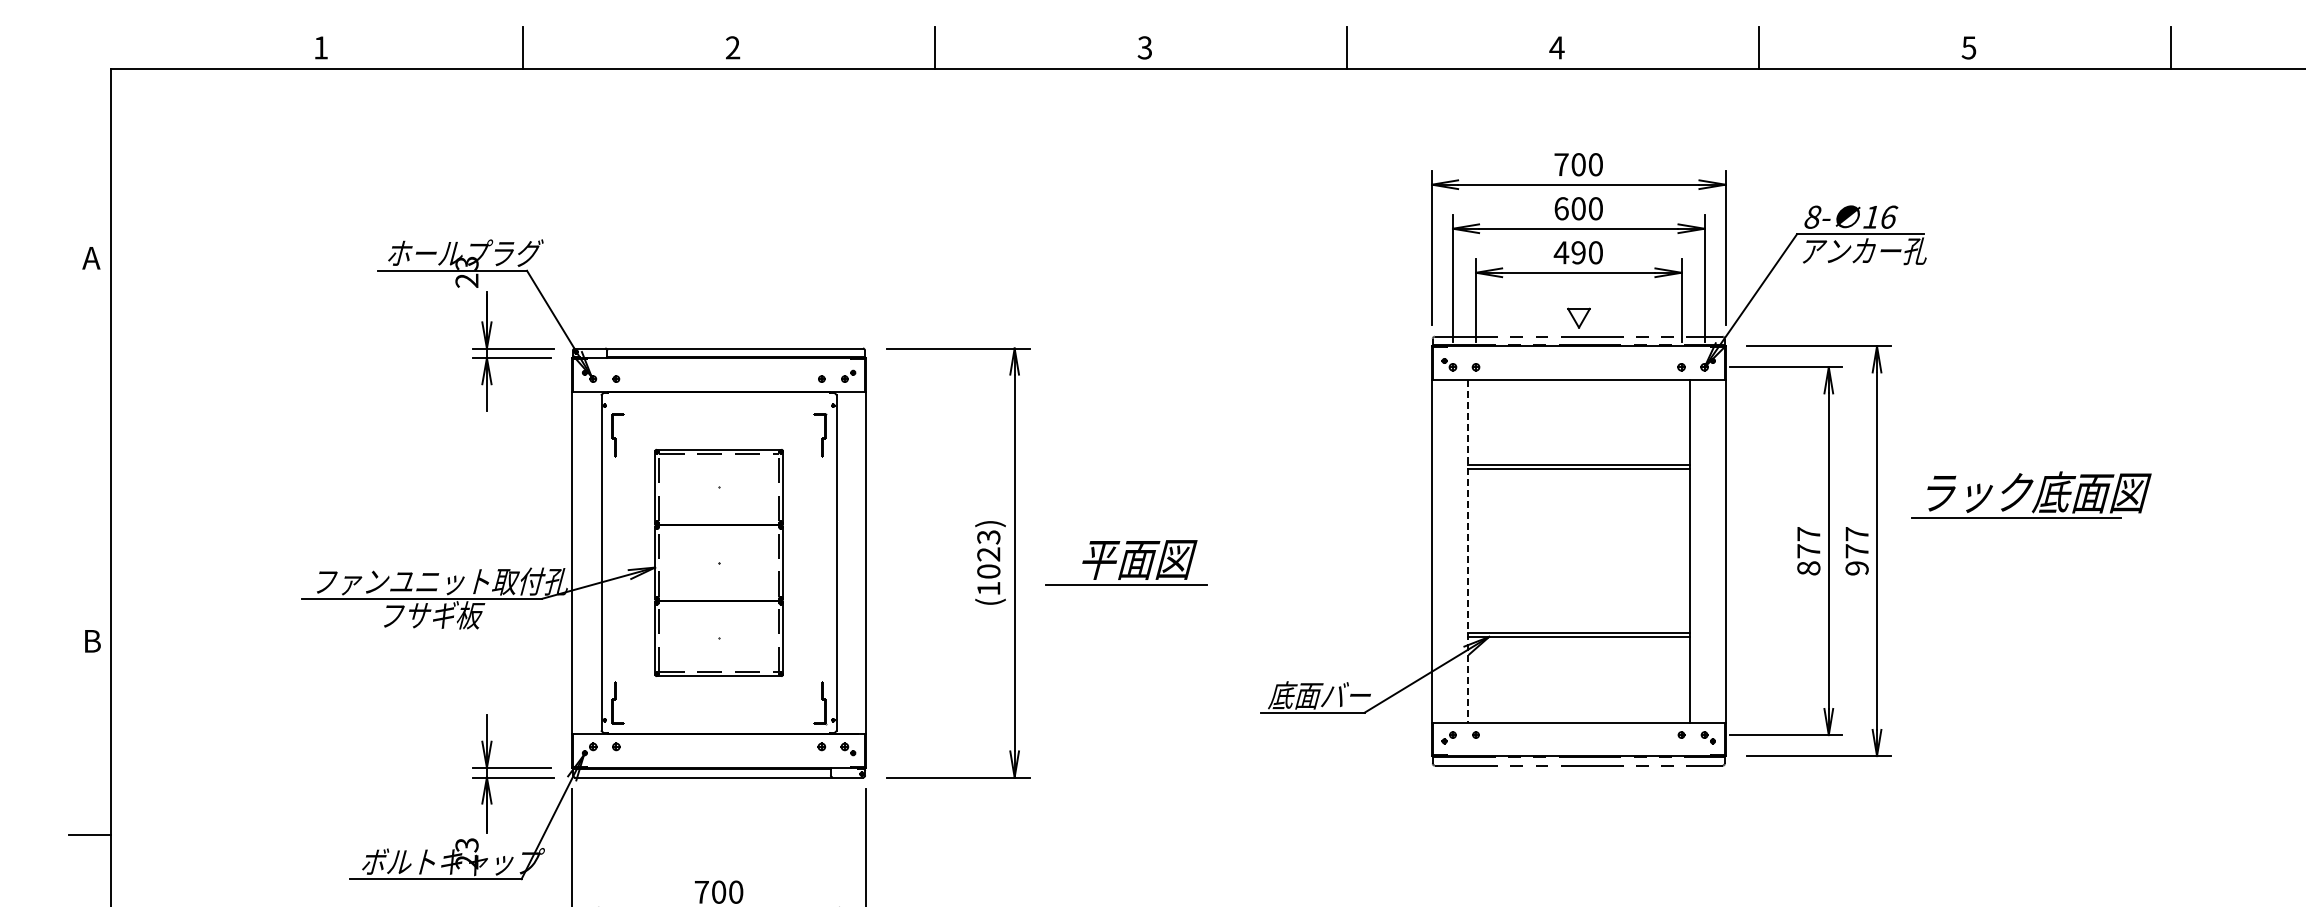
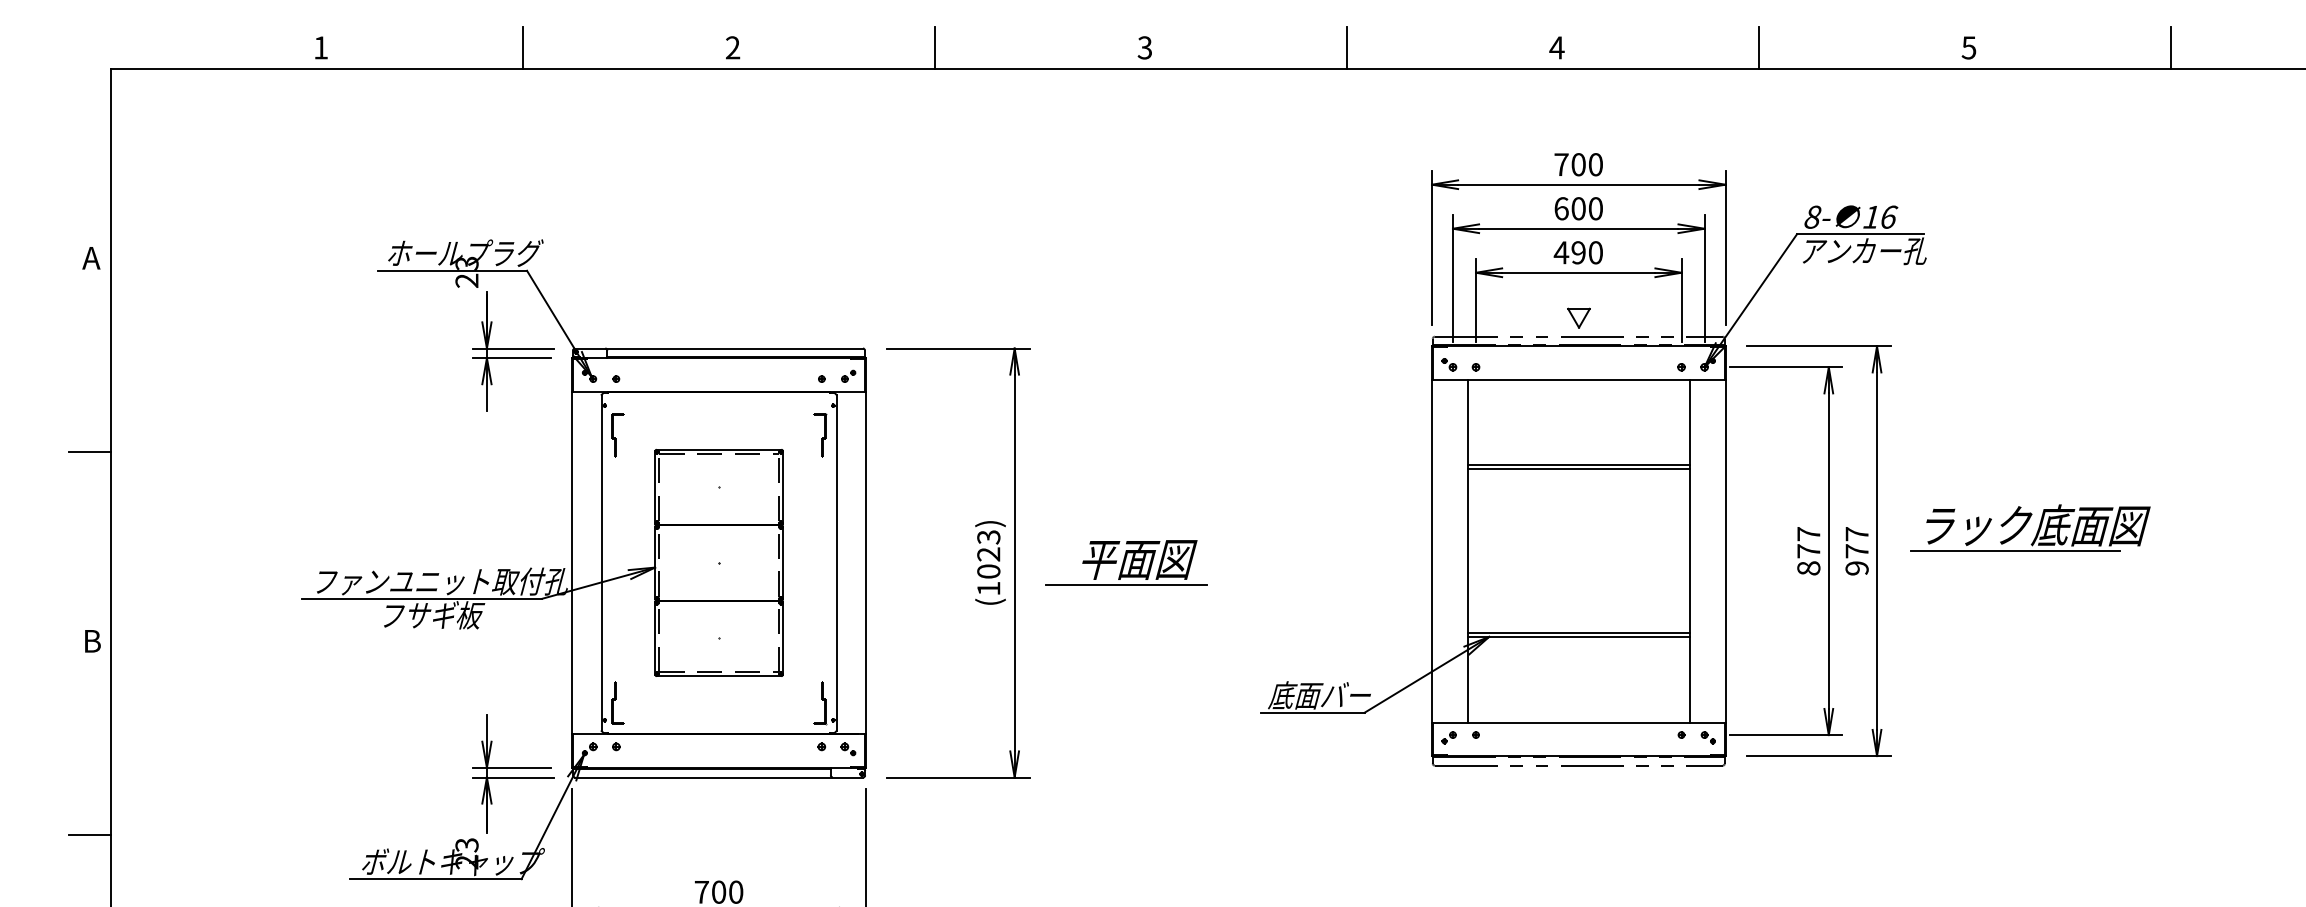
line: none -> present (90, 452)
part position: (2031, 494) -> (2030, 527) (2030, 527)
line: dashed -> solid (1467, 551)
